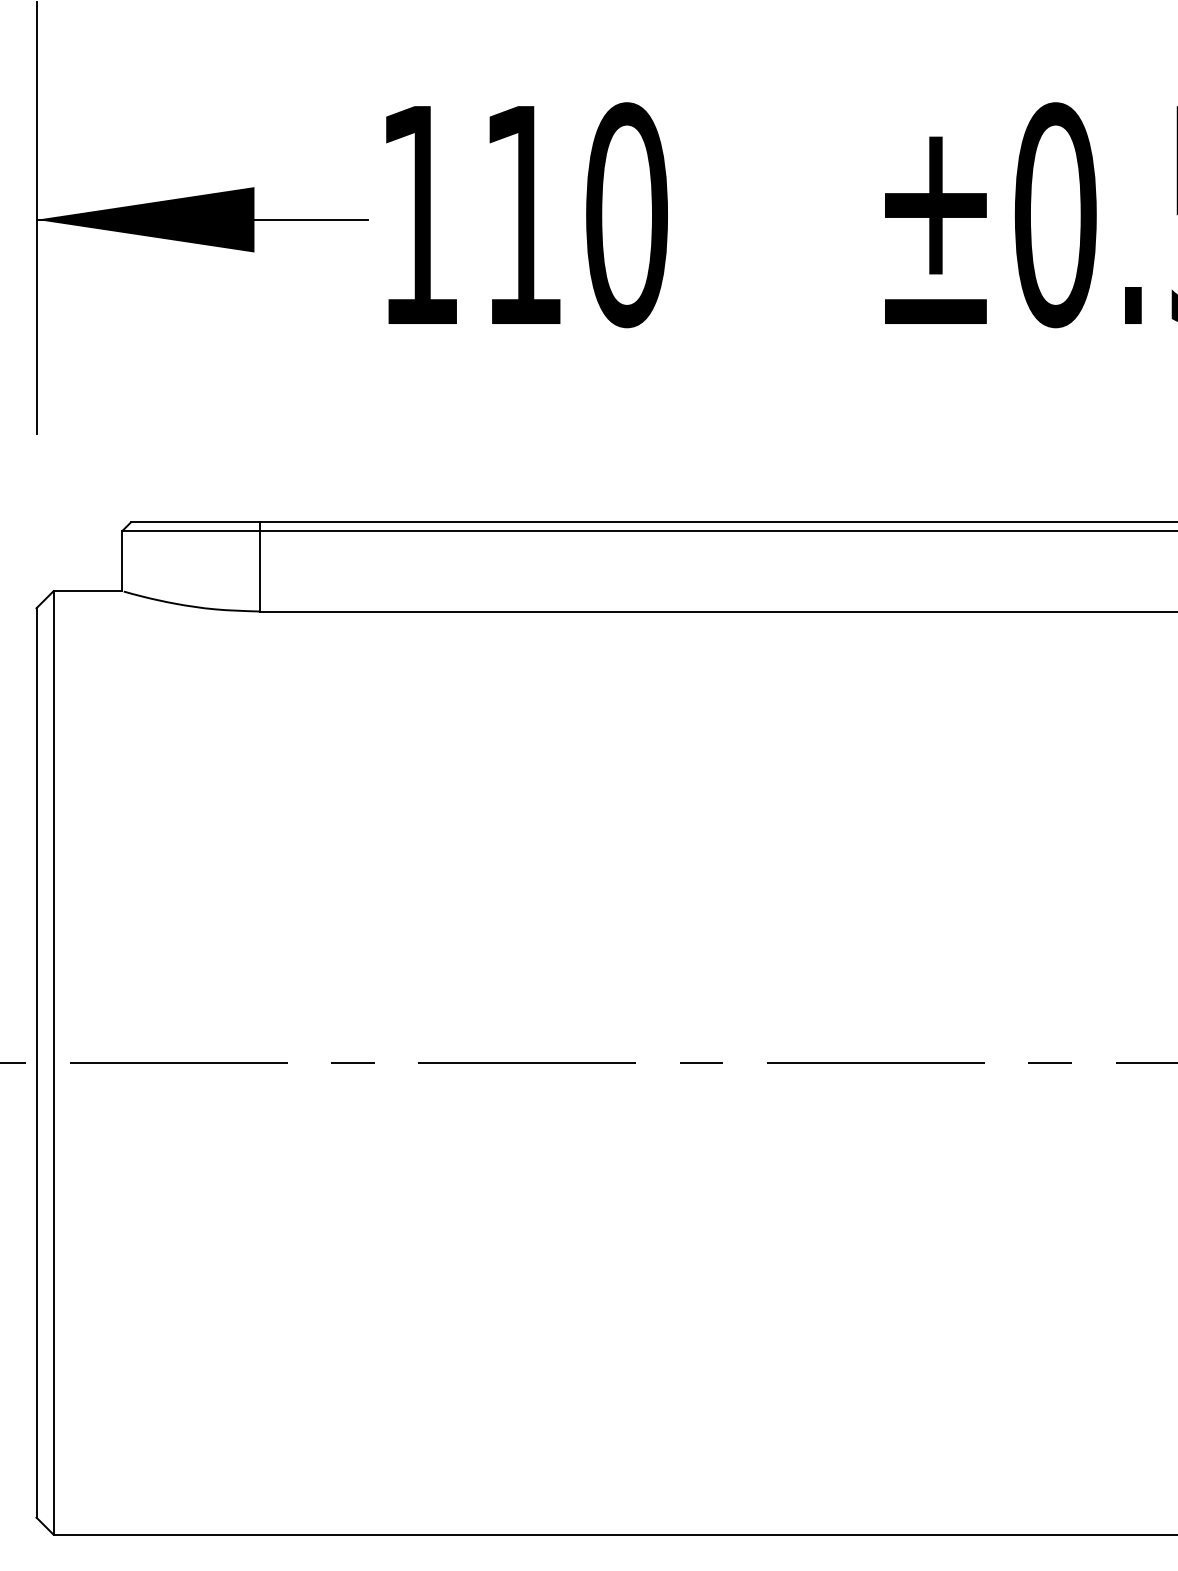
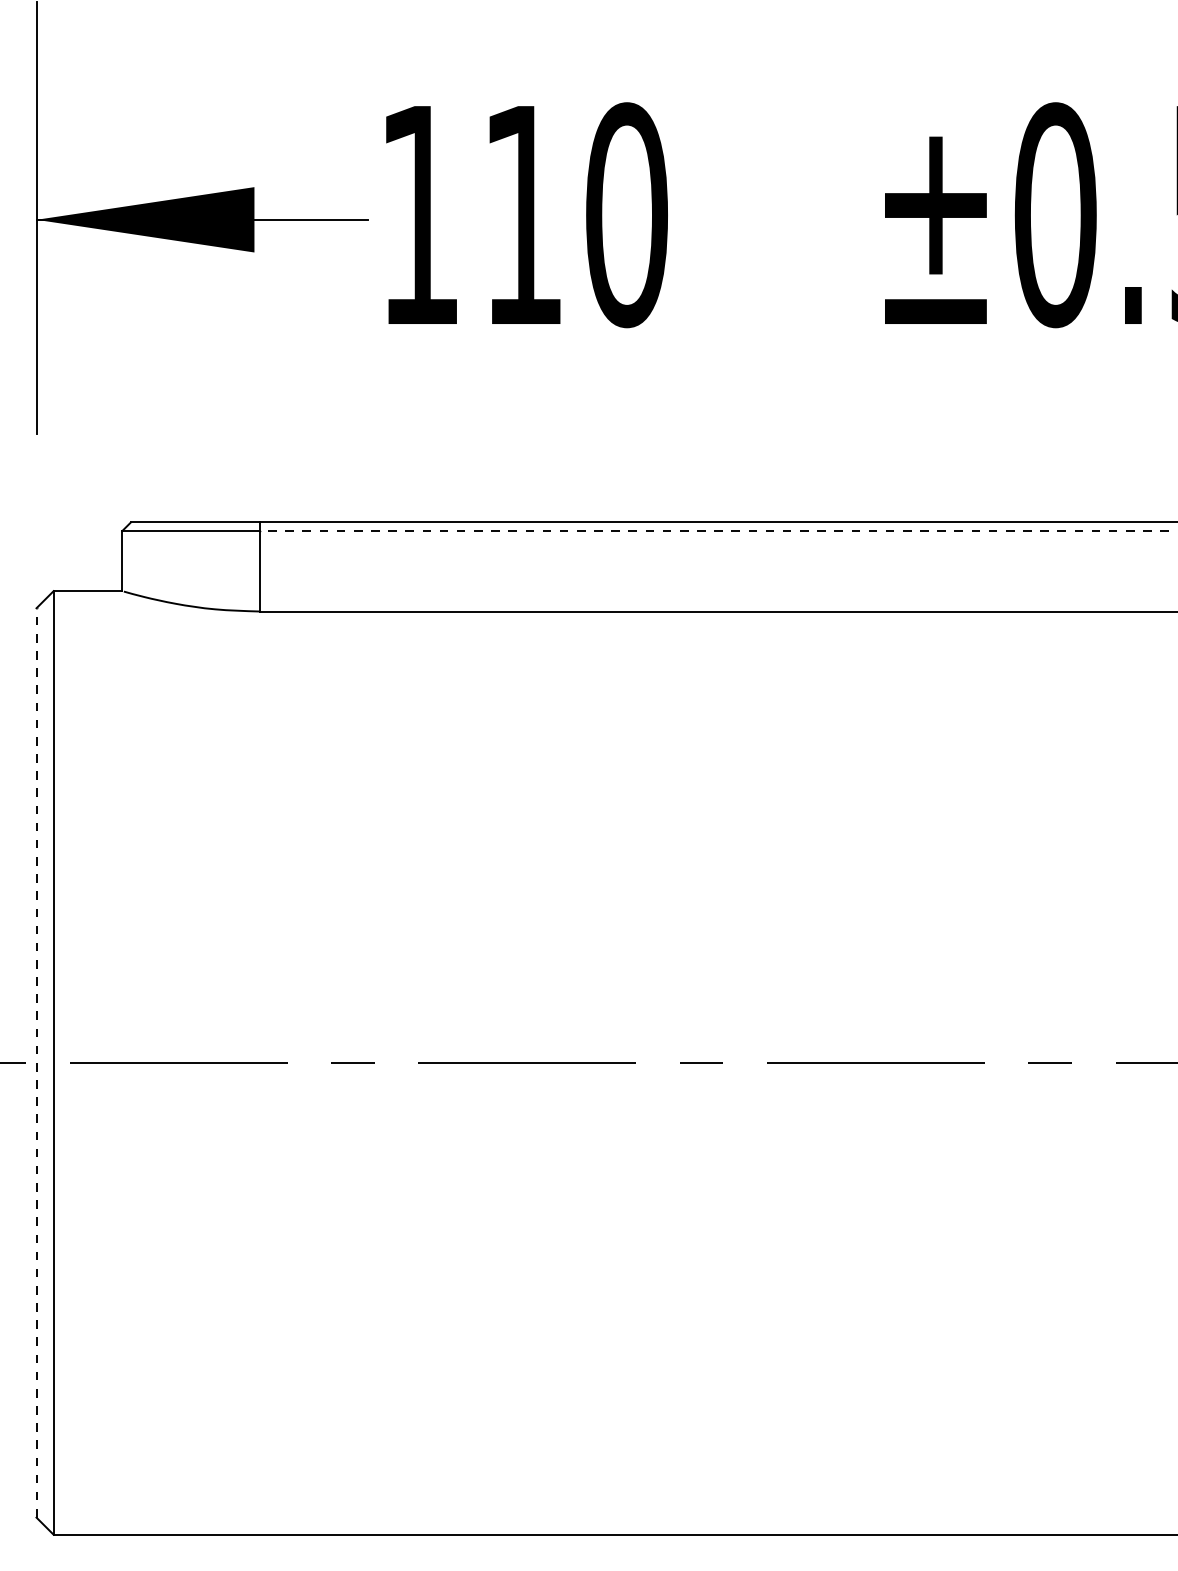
line: solid -> dashed (718, 531)
line: solid -> dashed (36, 1062)
